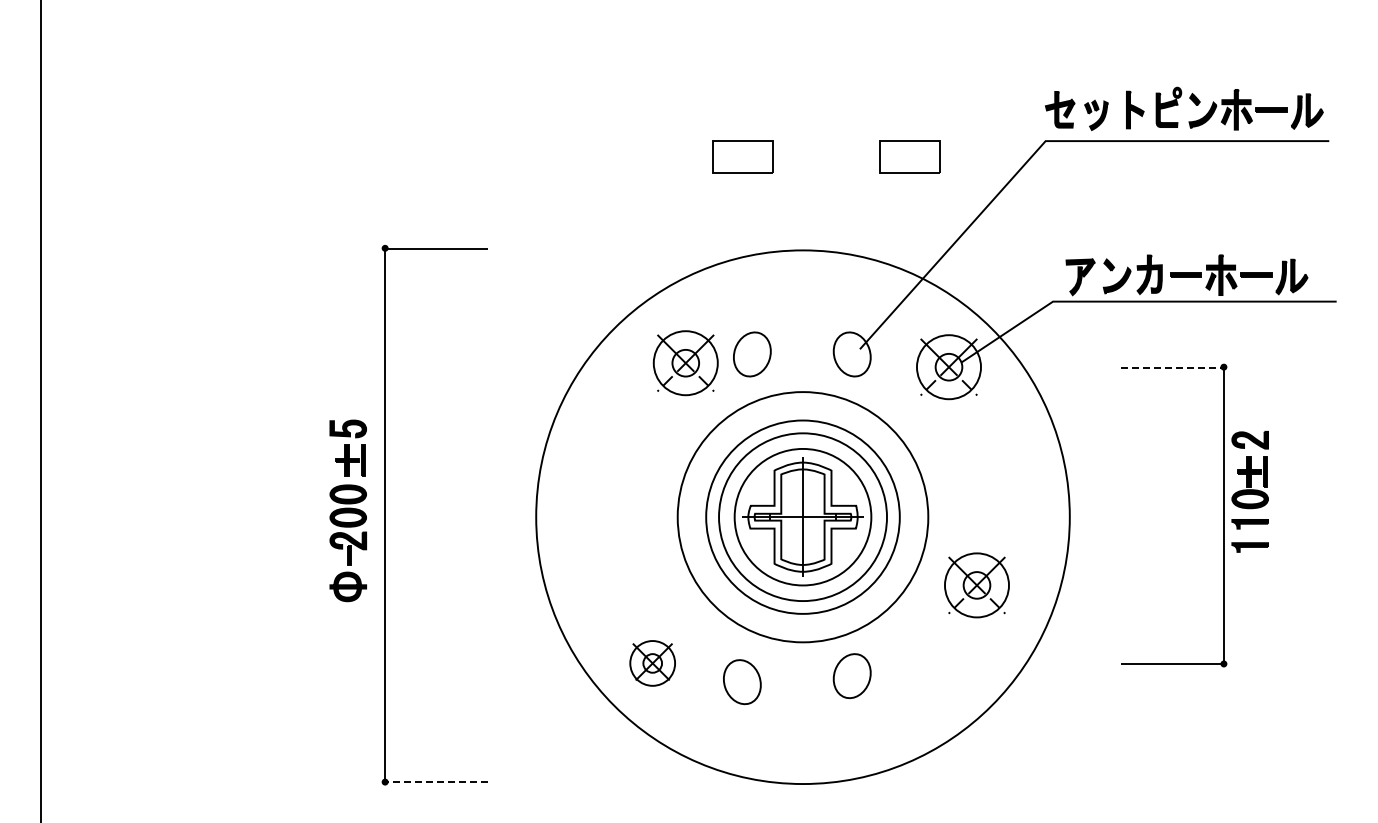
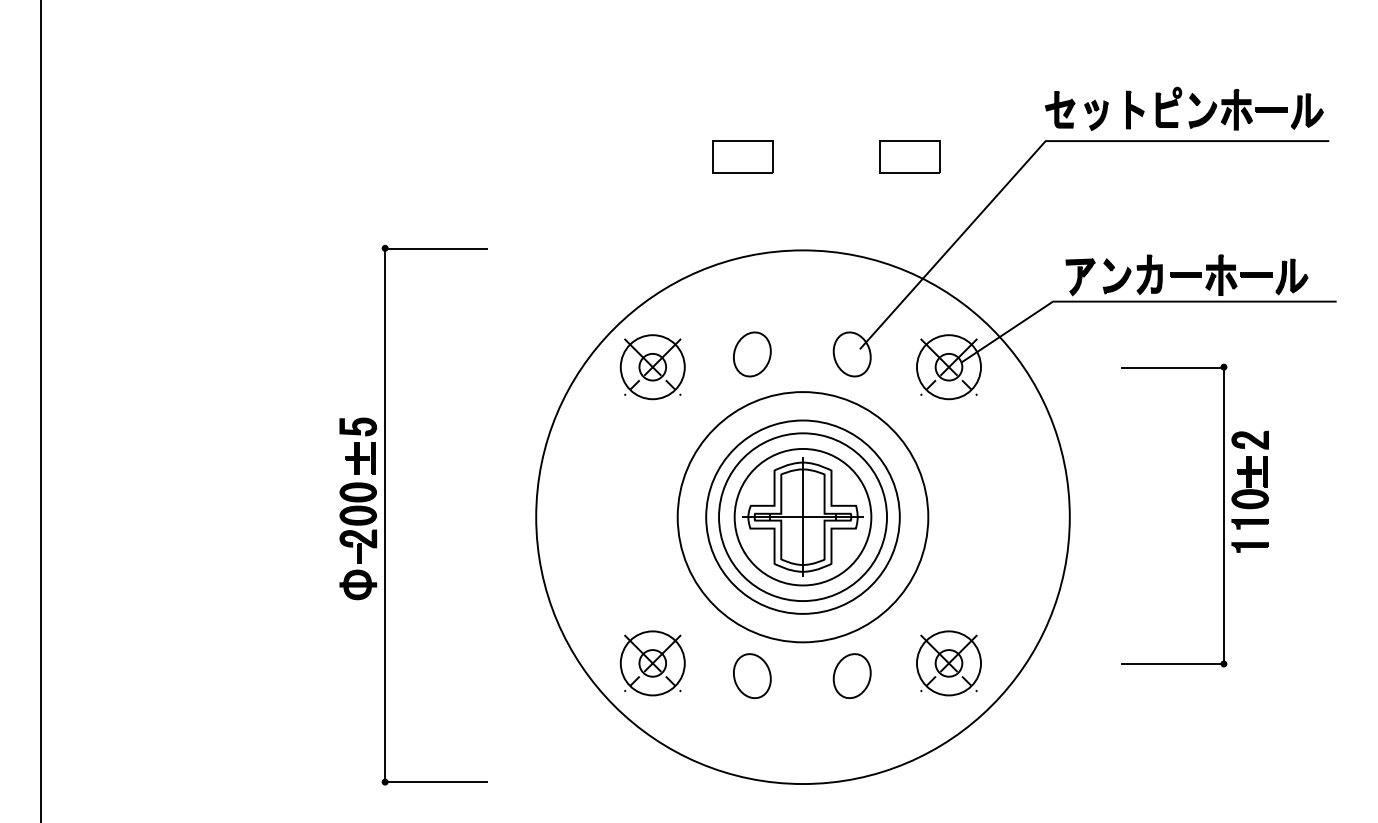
part position: (685, 363) -> (652, 367) (652, 367)
line: dashed -> solid (1172, 368)
part position: (347, 510) -> (357, 508) (357, 508)
part position: (976, 585) -> (948, 663) (948, 663)
part size: 47x47 px -> 67x67 px (652, 663)
part position: (742, 682) -> (752, 676) (752, 676)
line: dashed -> solid (436, 782)
